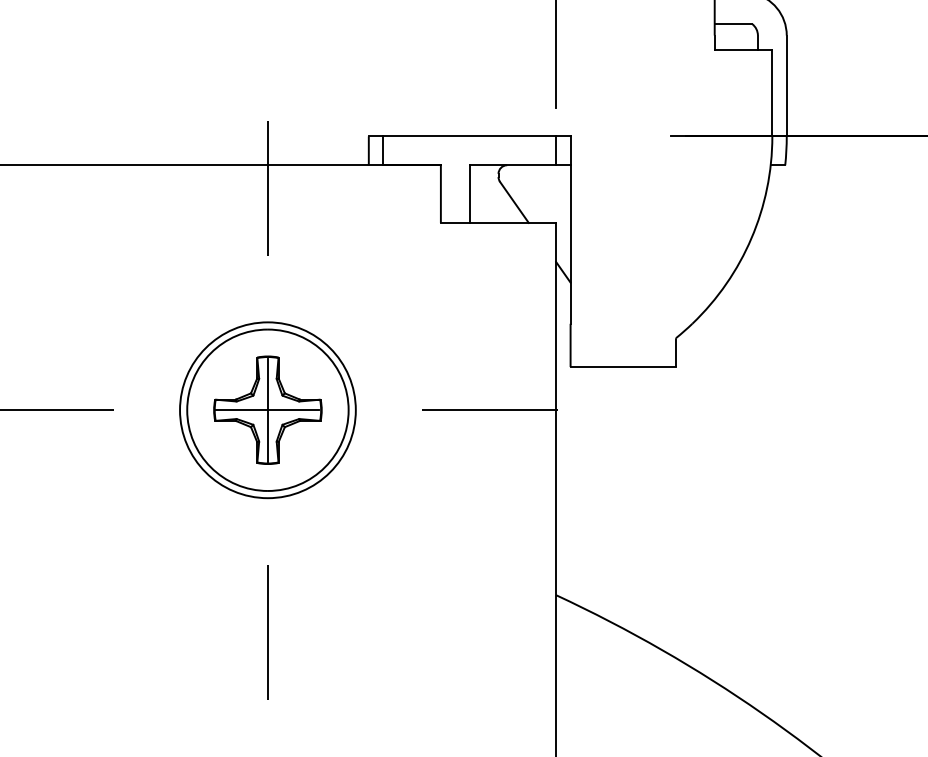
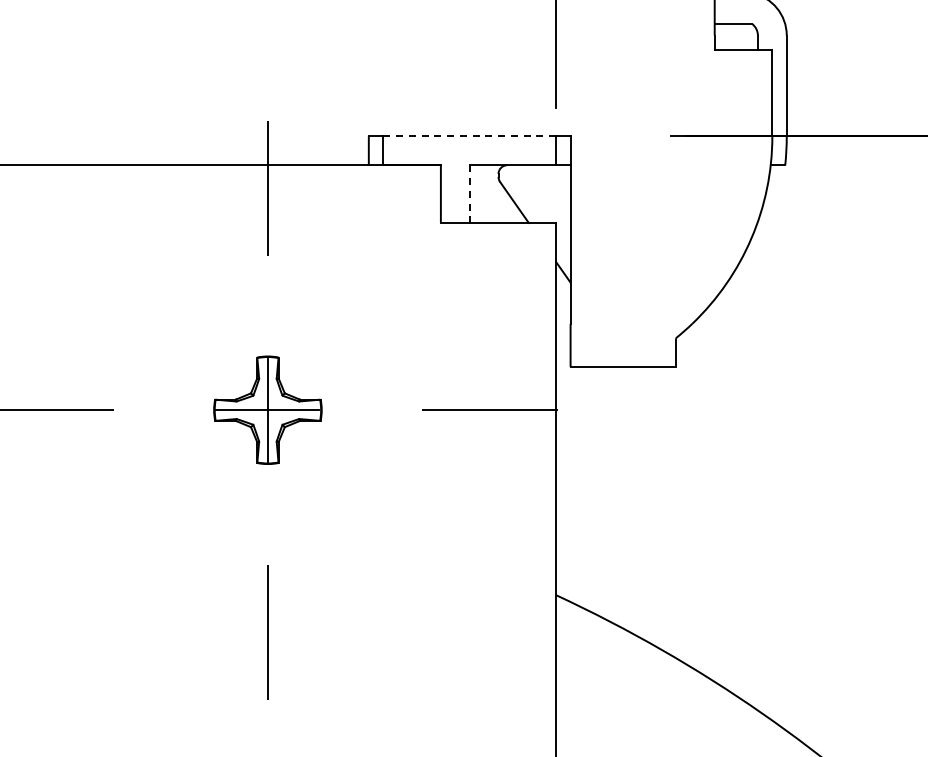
line: solid -> dashed (470, 136)
line: solid -> dashed (469, 194)
part: present -> none (267, 410)
